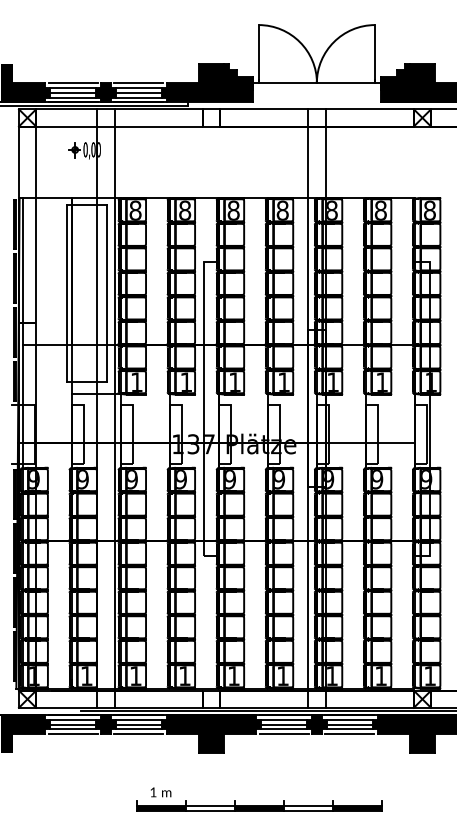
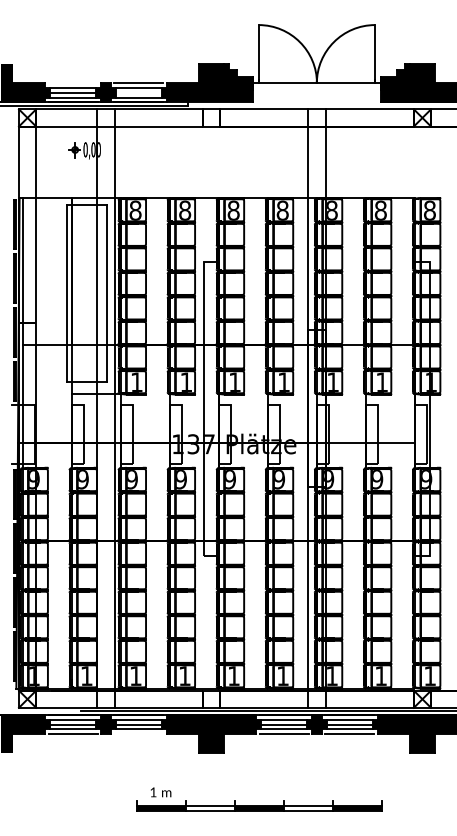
line: present -> none (73, 83)
line: present -> none (138, 92)
line: present -> none (138, 733)
